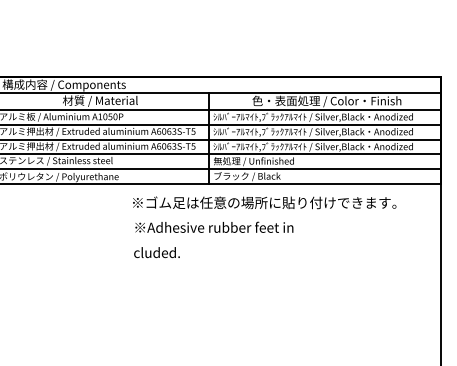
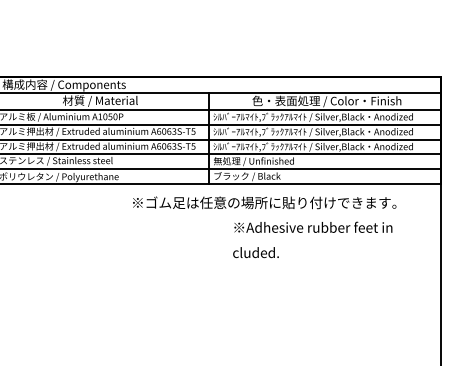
text position: (213, 239) -> (312, 239) (312, 239)
